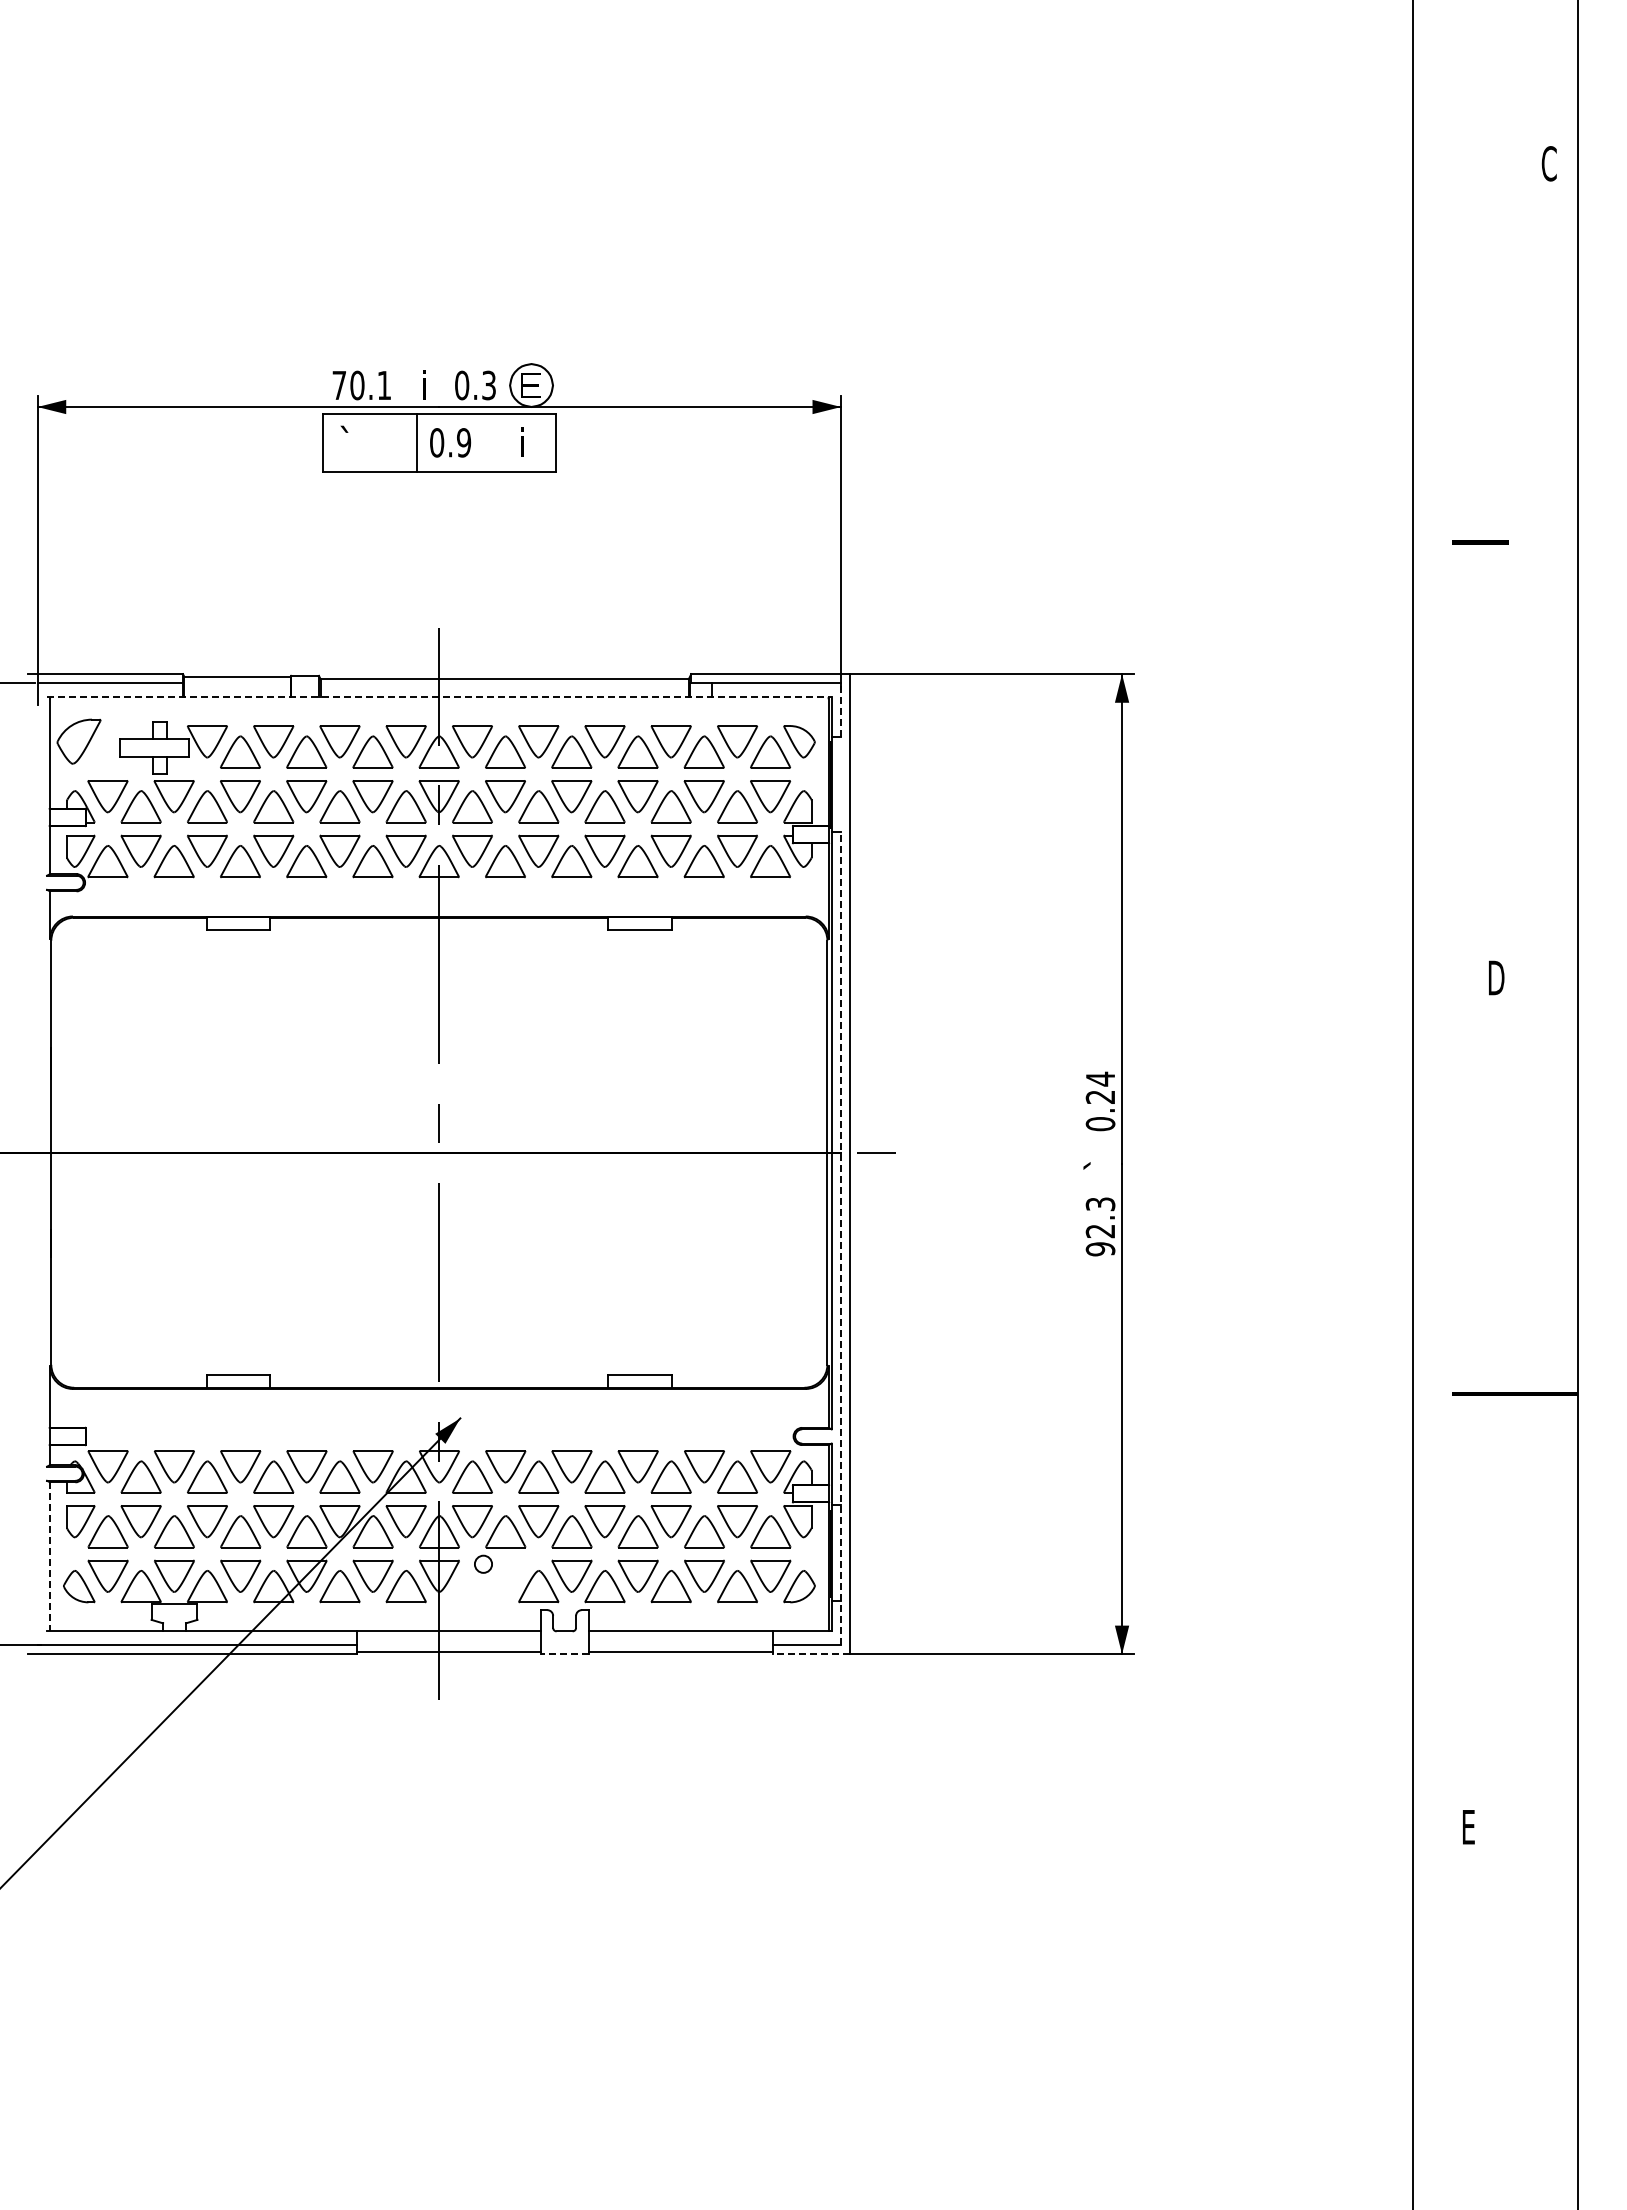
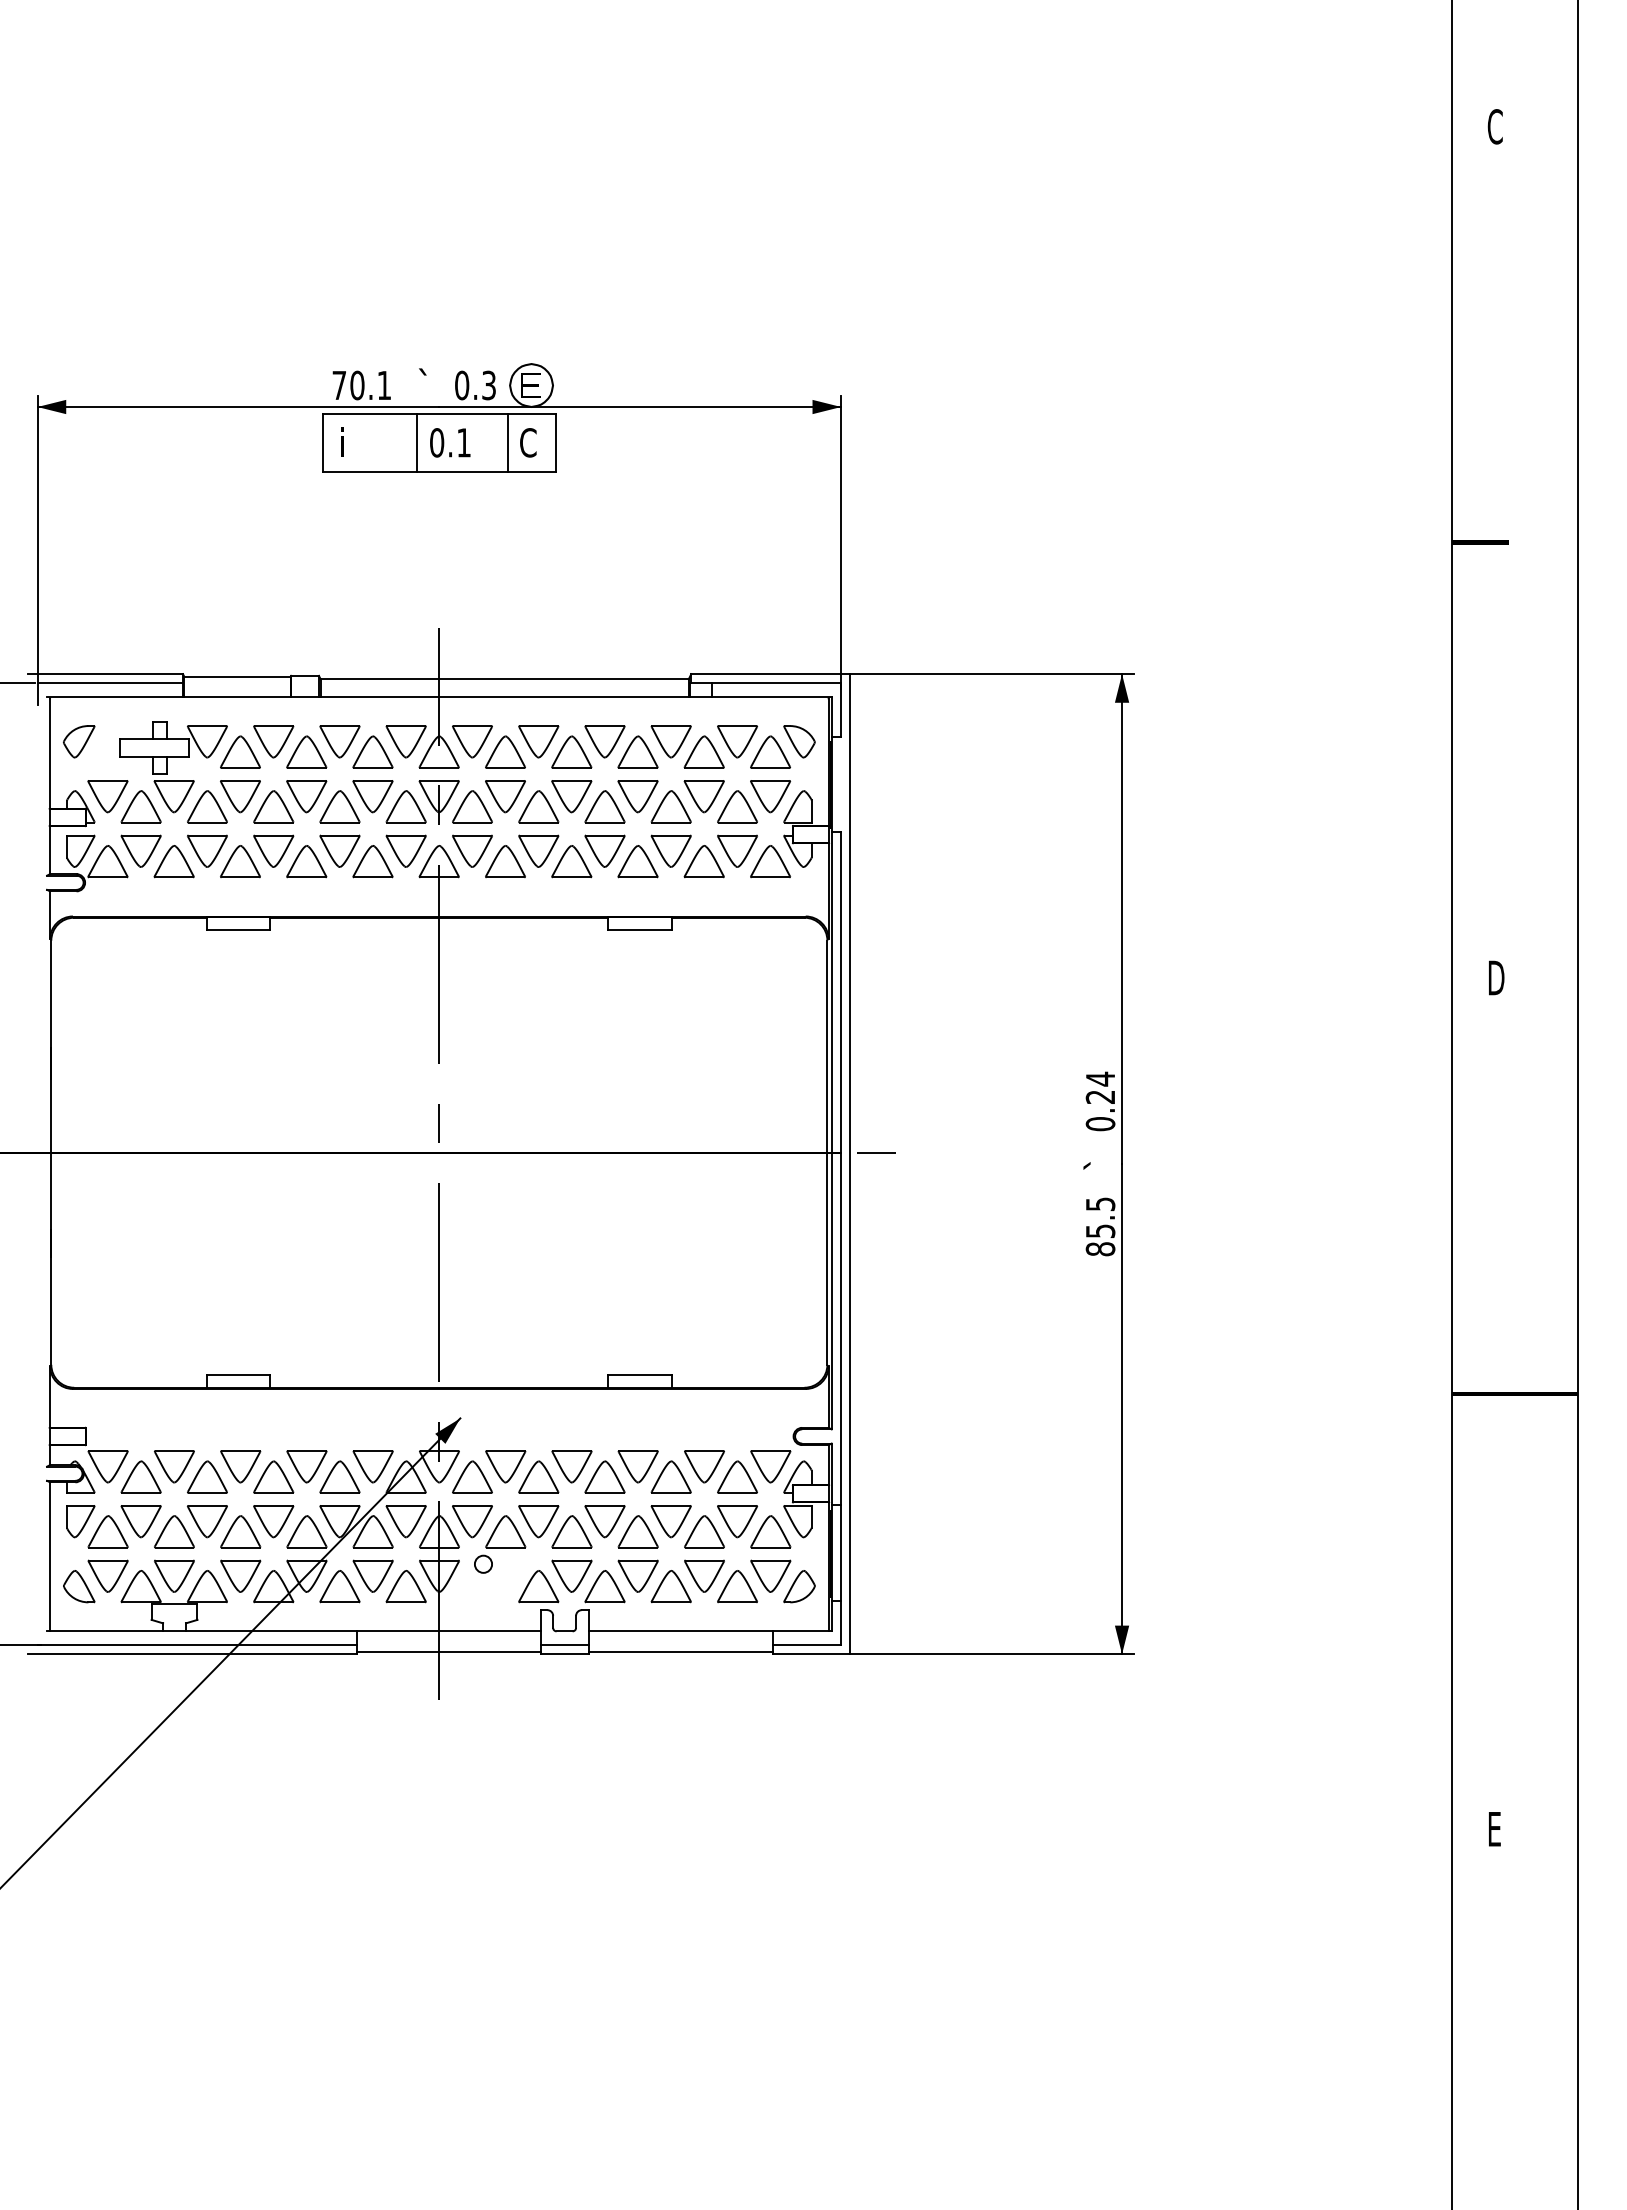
text position: (1548, 163) -> (1494, 126) (1494, 126)
text: i -> ` (422, 383)
text: ` -> i (344, 440)
text: 0.9 -> 0.1 (464, 442)
line: none -> present (507, 442)
text: i -> C (528, 442)
line: dashed -> solid (439, 697)
line: dashed -> solid (841, 709)
part size: 46x47 px -> 33x34 px (79, 741)
line position: (1413, 1104) -> (1452, 1104) (1452, 1104)
text: 92.3 -> 85.5 (1100, 1226)
line: dashed -> solid (841, 1238)
line: dashed -> solid (50, 1556)
line: none -> present (564, 1645)
line: dashed -> solid (564, 1654)
line: dashed -> solid (811, 1654)
text position: (1468, 1827) -> (1494, 1829) (1494, 1829)
